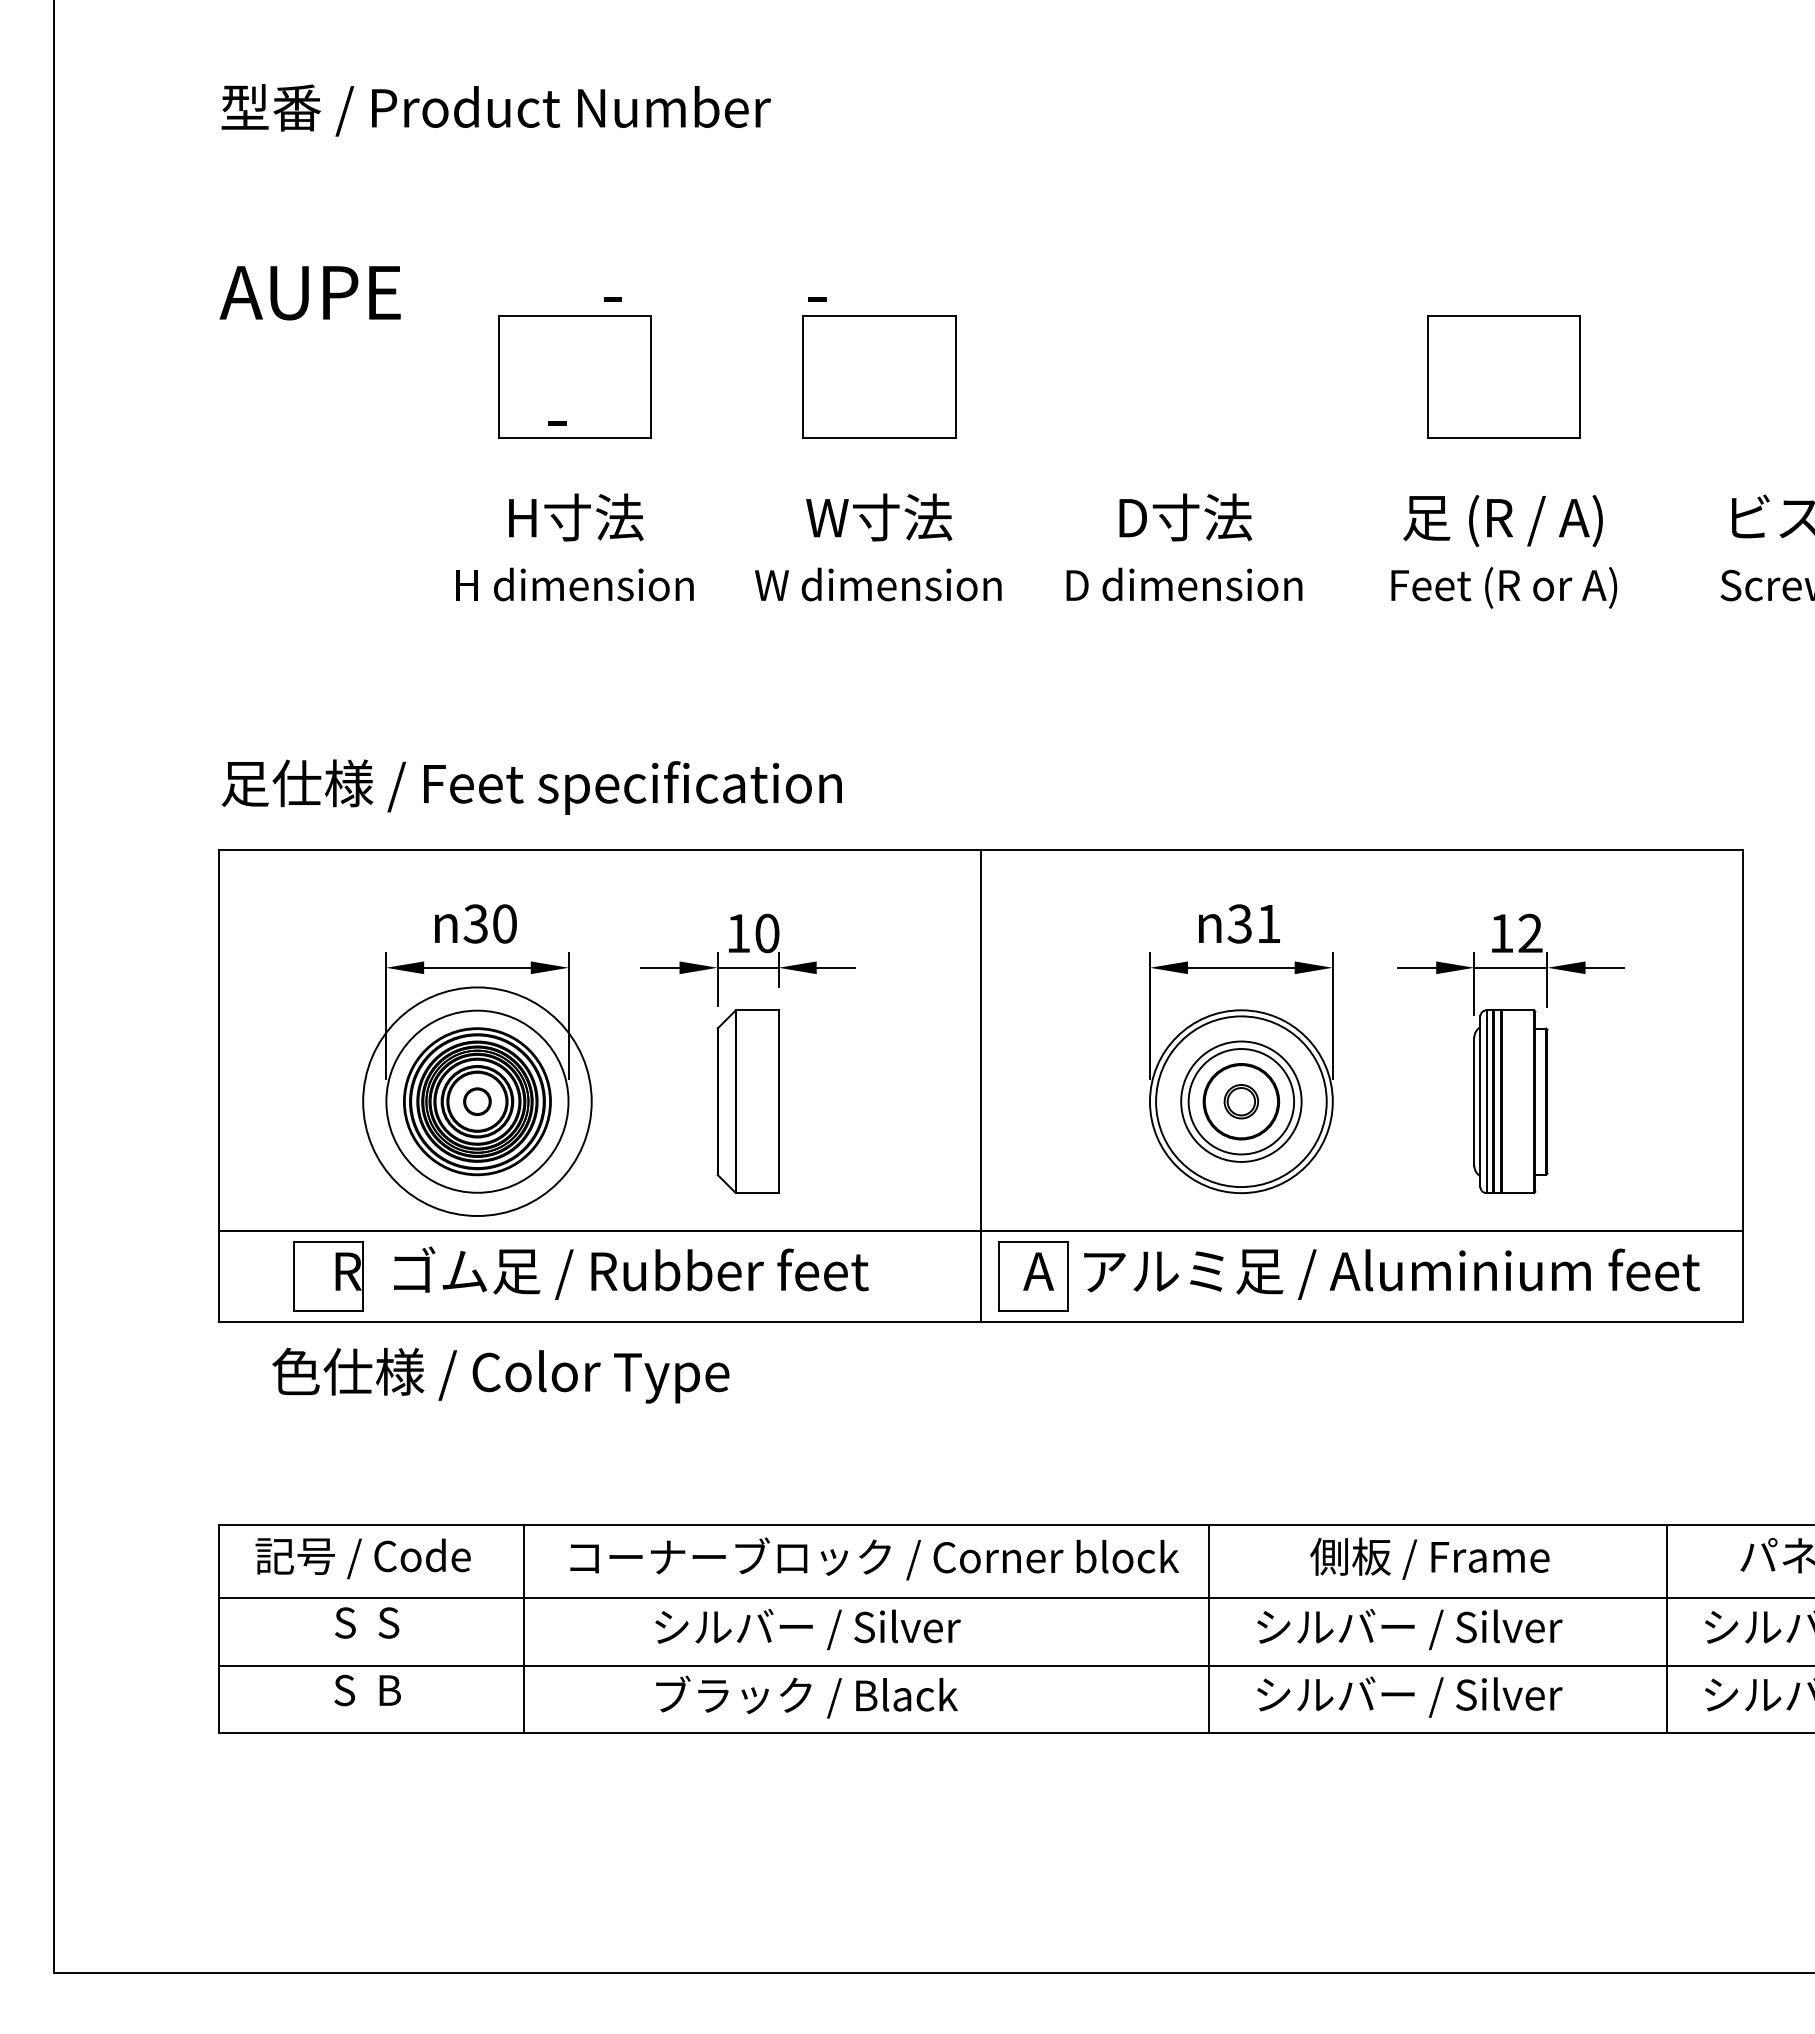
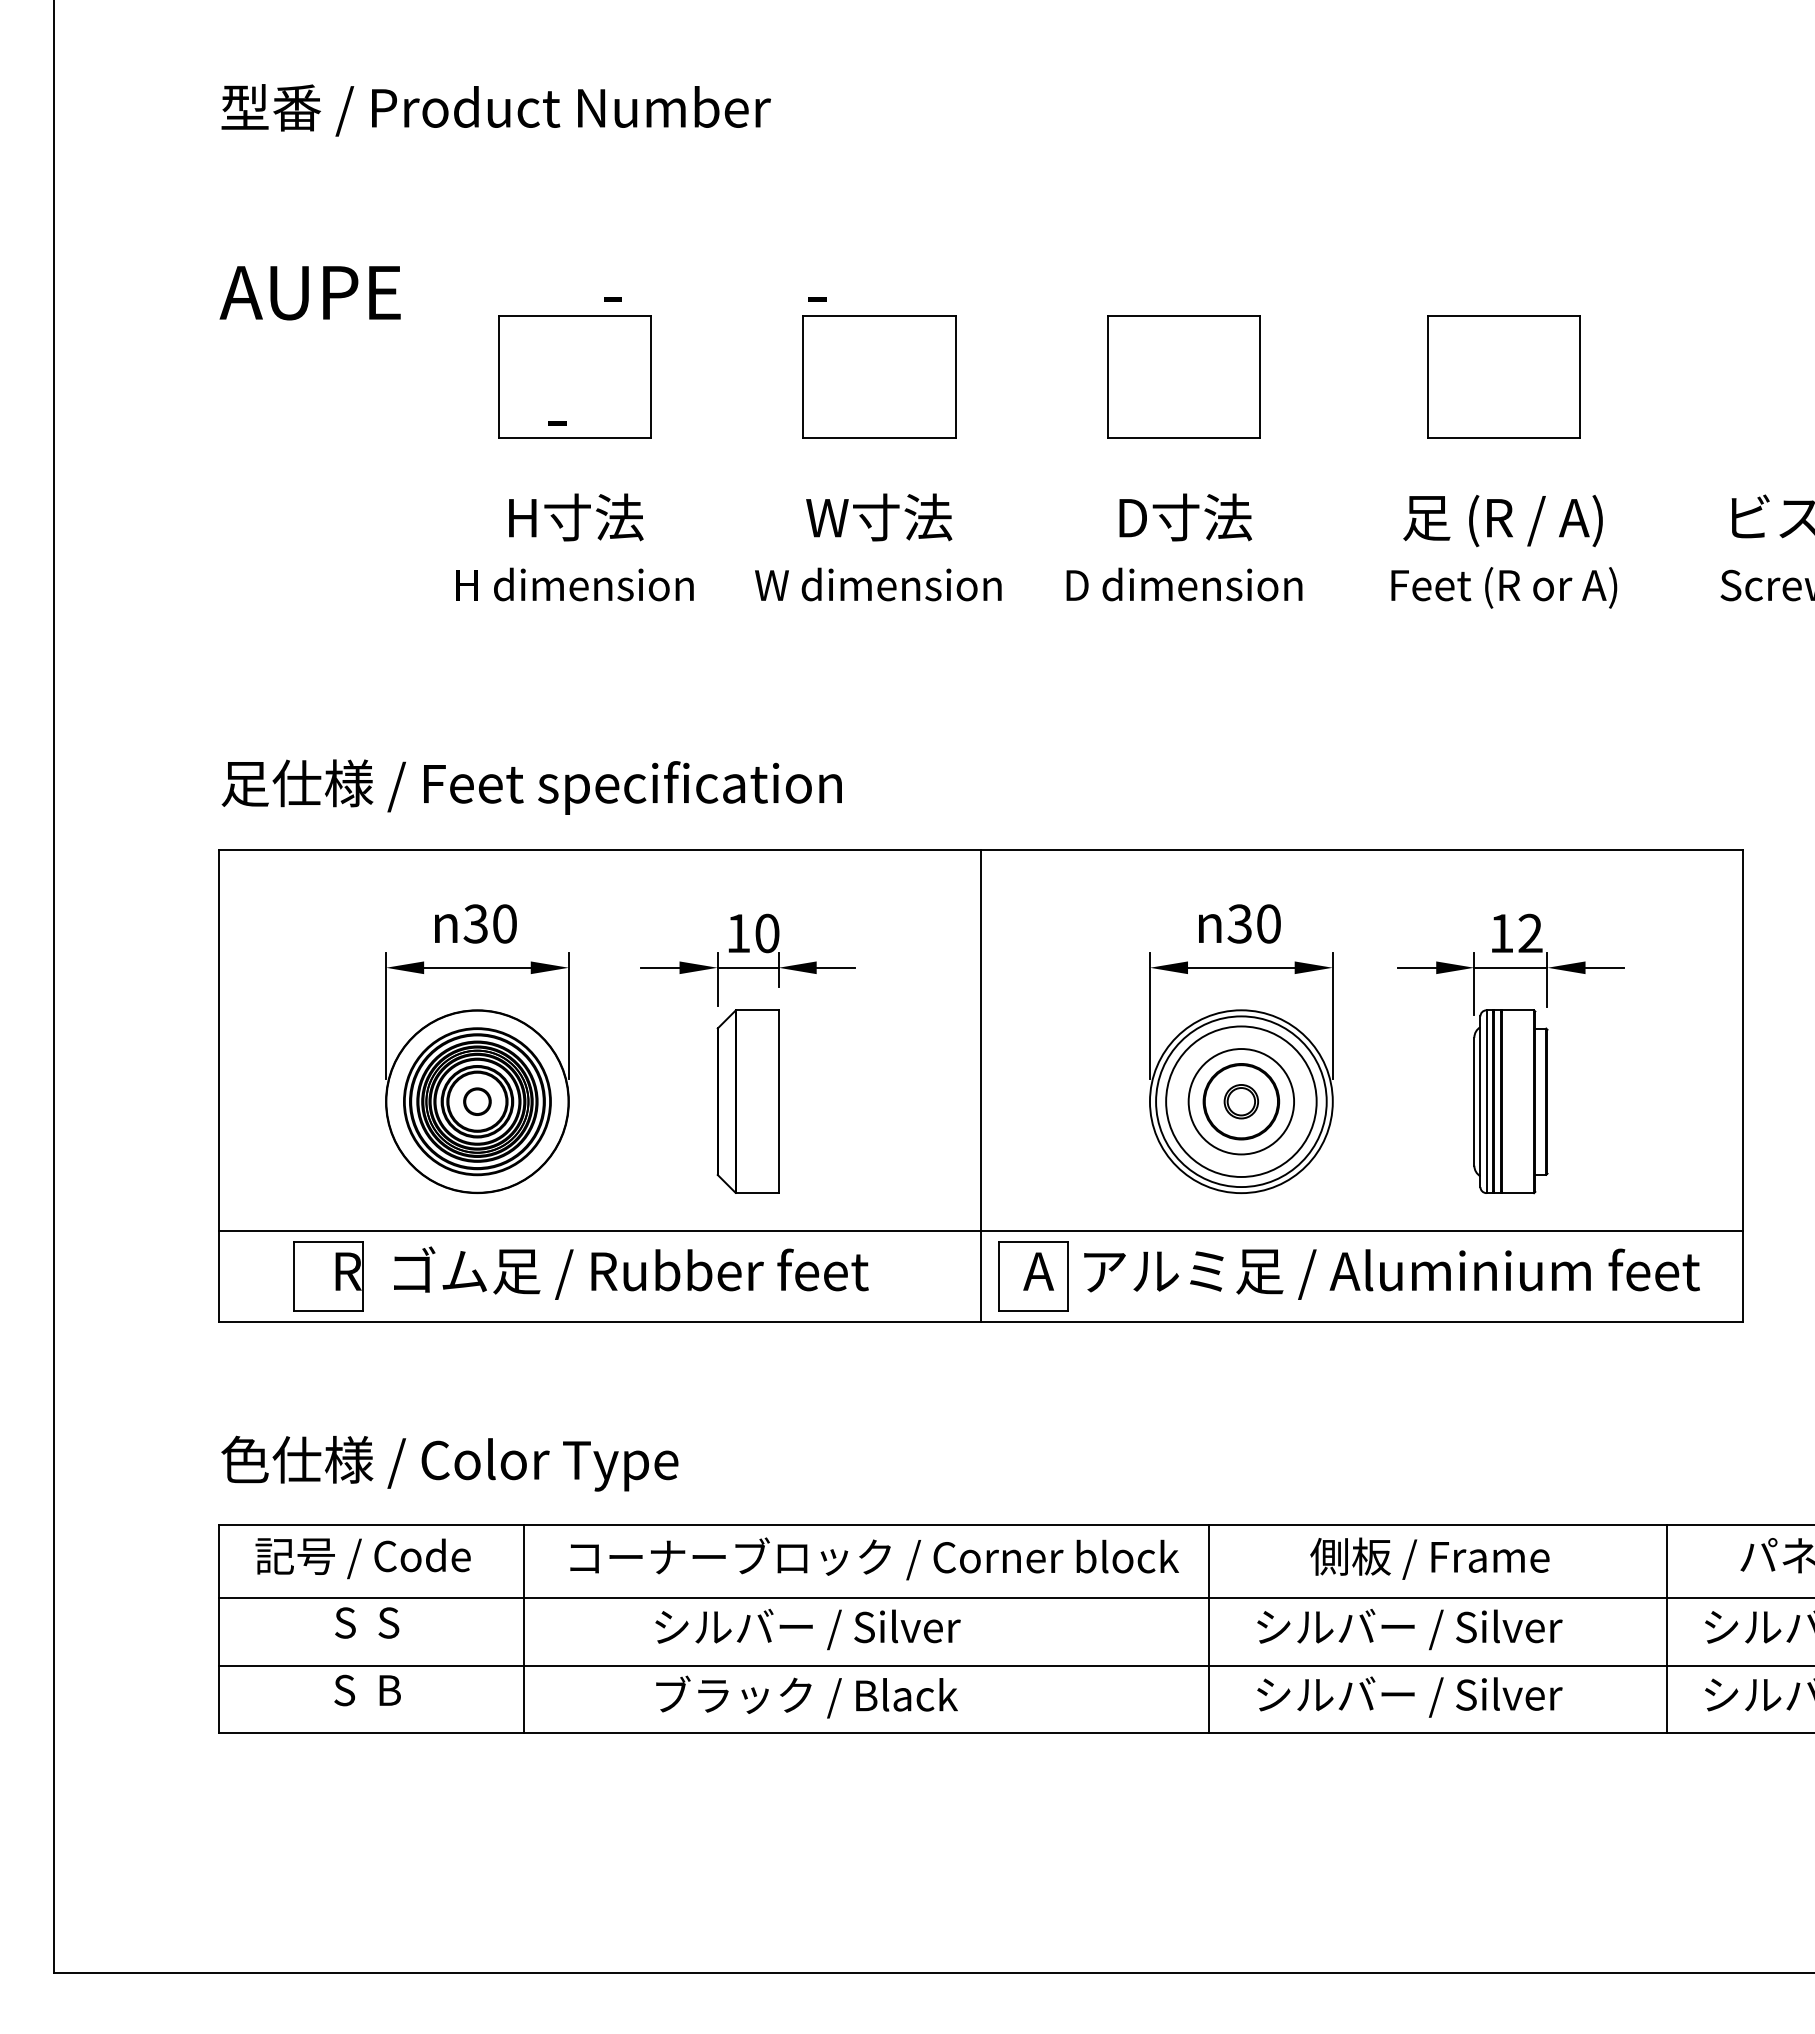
part: none -> present (1183, 376)
text: 31 -> 30 (1268, 923)
circle diameter: 229 px -> 183 px (477, 1101)
circle diameter: 120 px -> 151 px (1241, 1101)
text position: (500, 1375) -> (449, 1463) (449, 1463)
